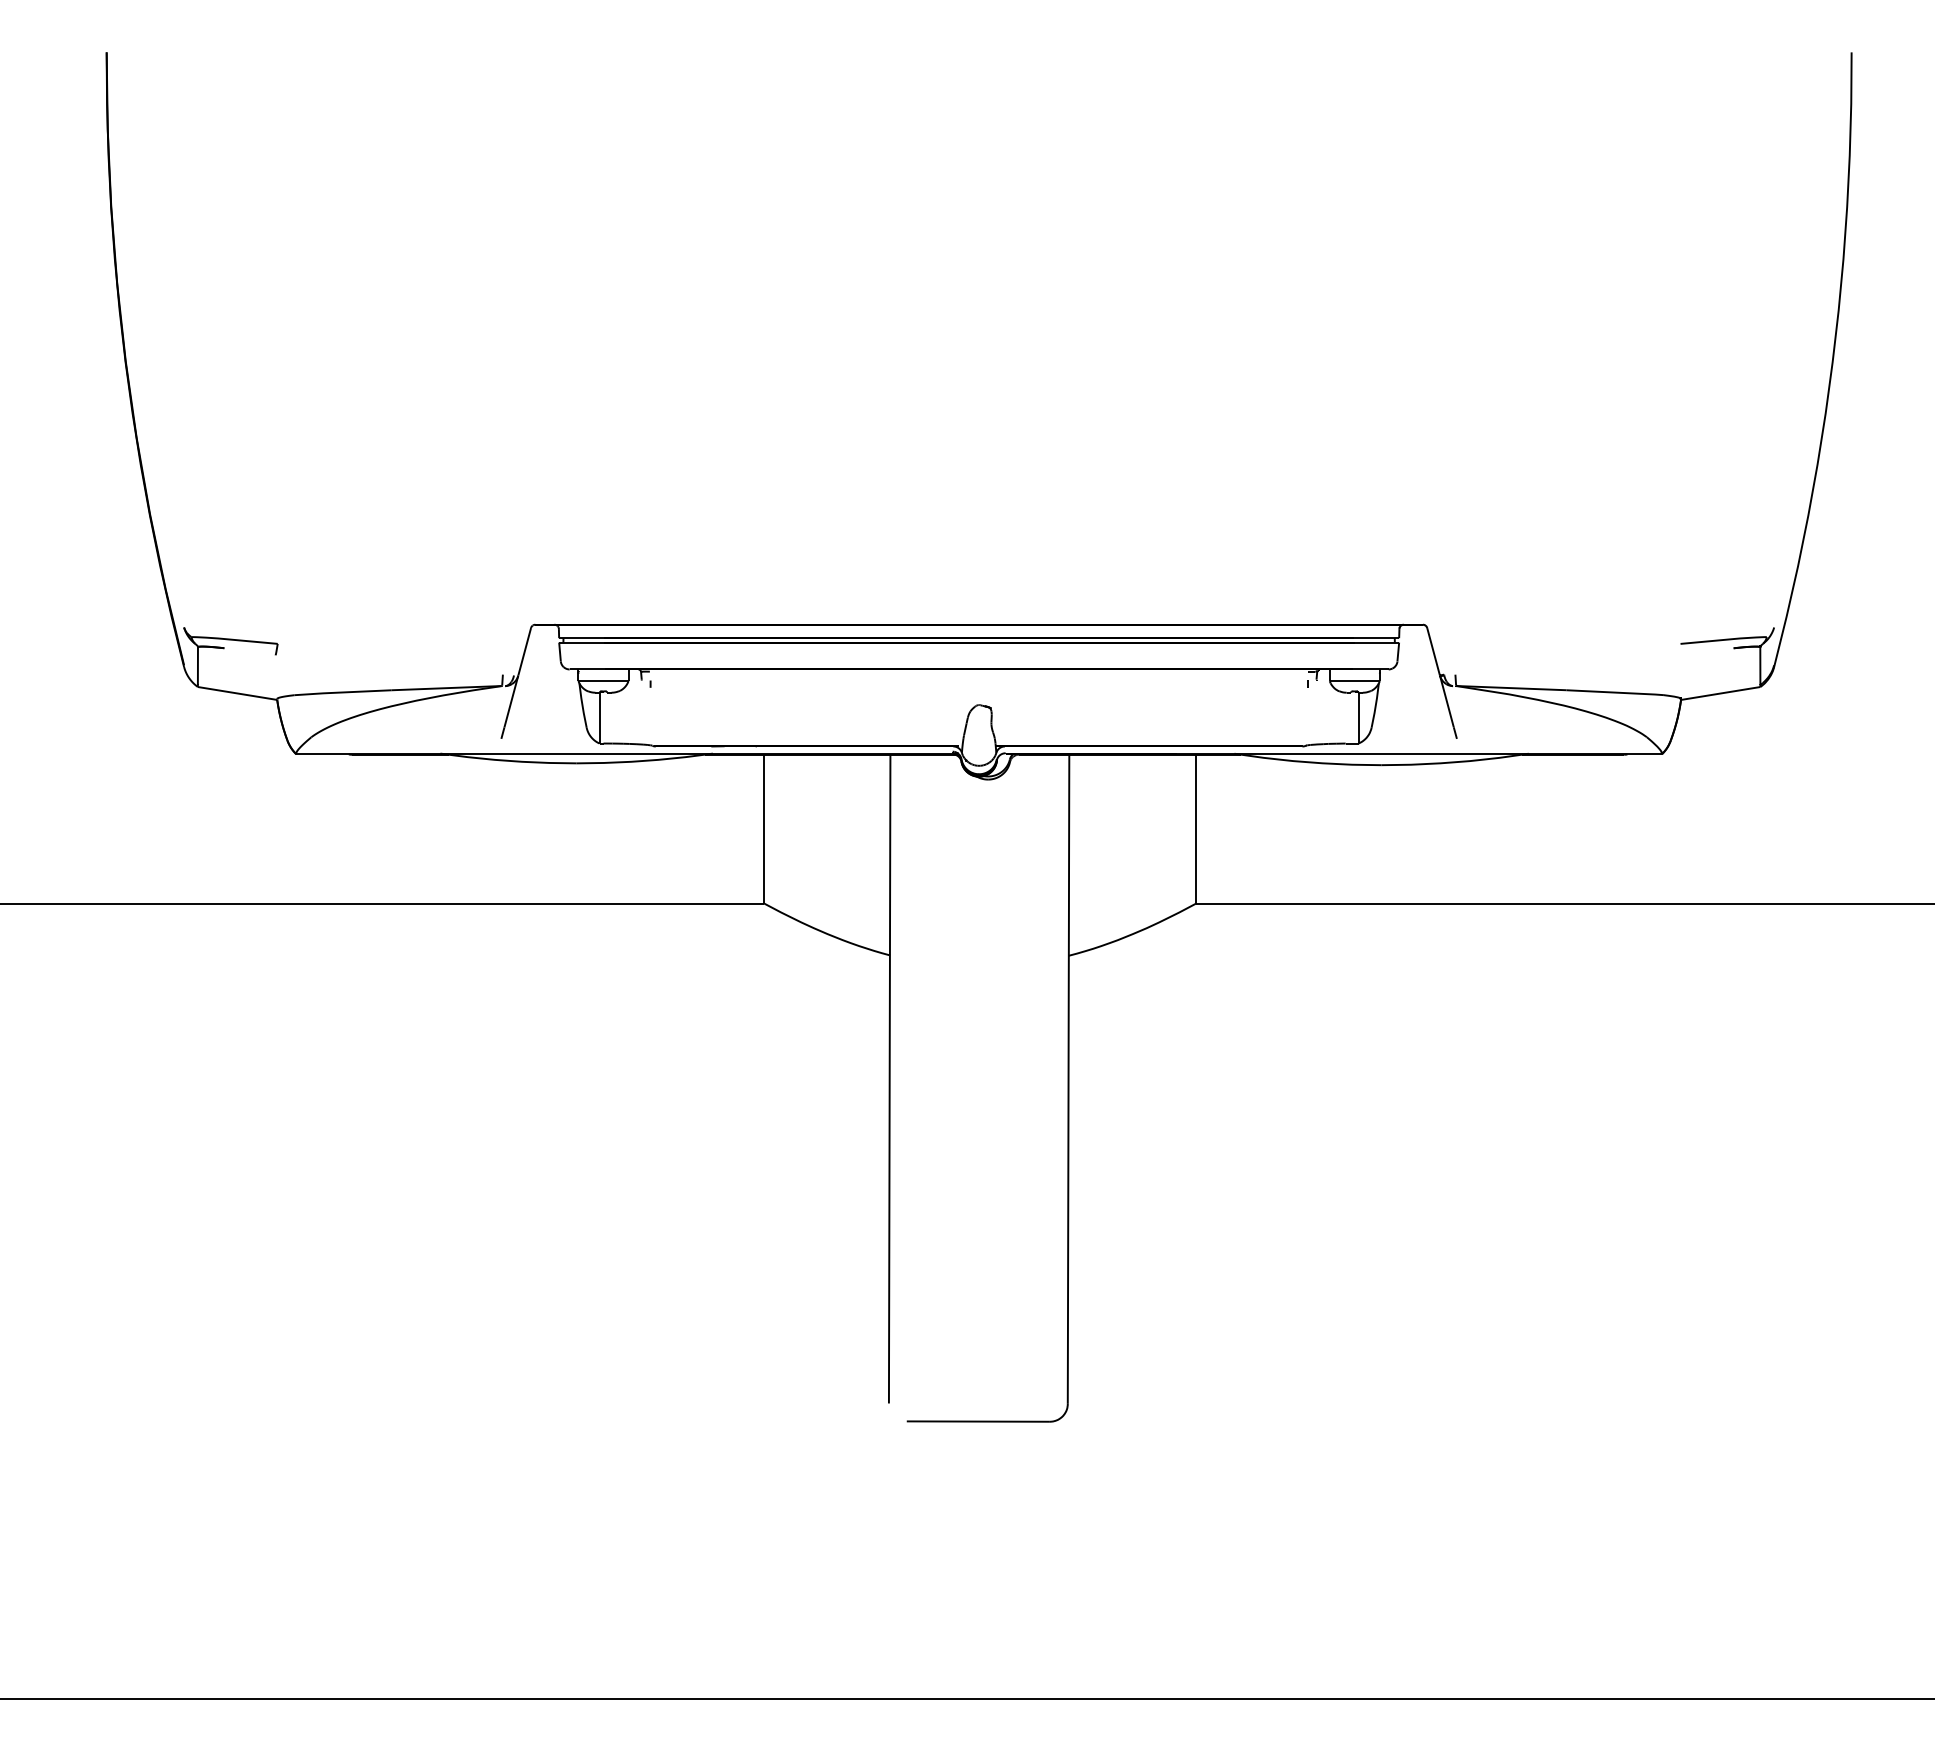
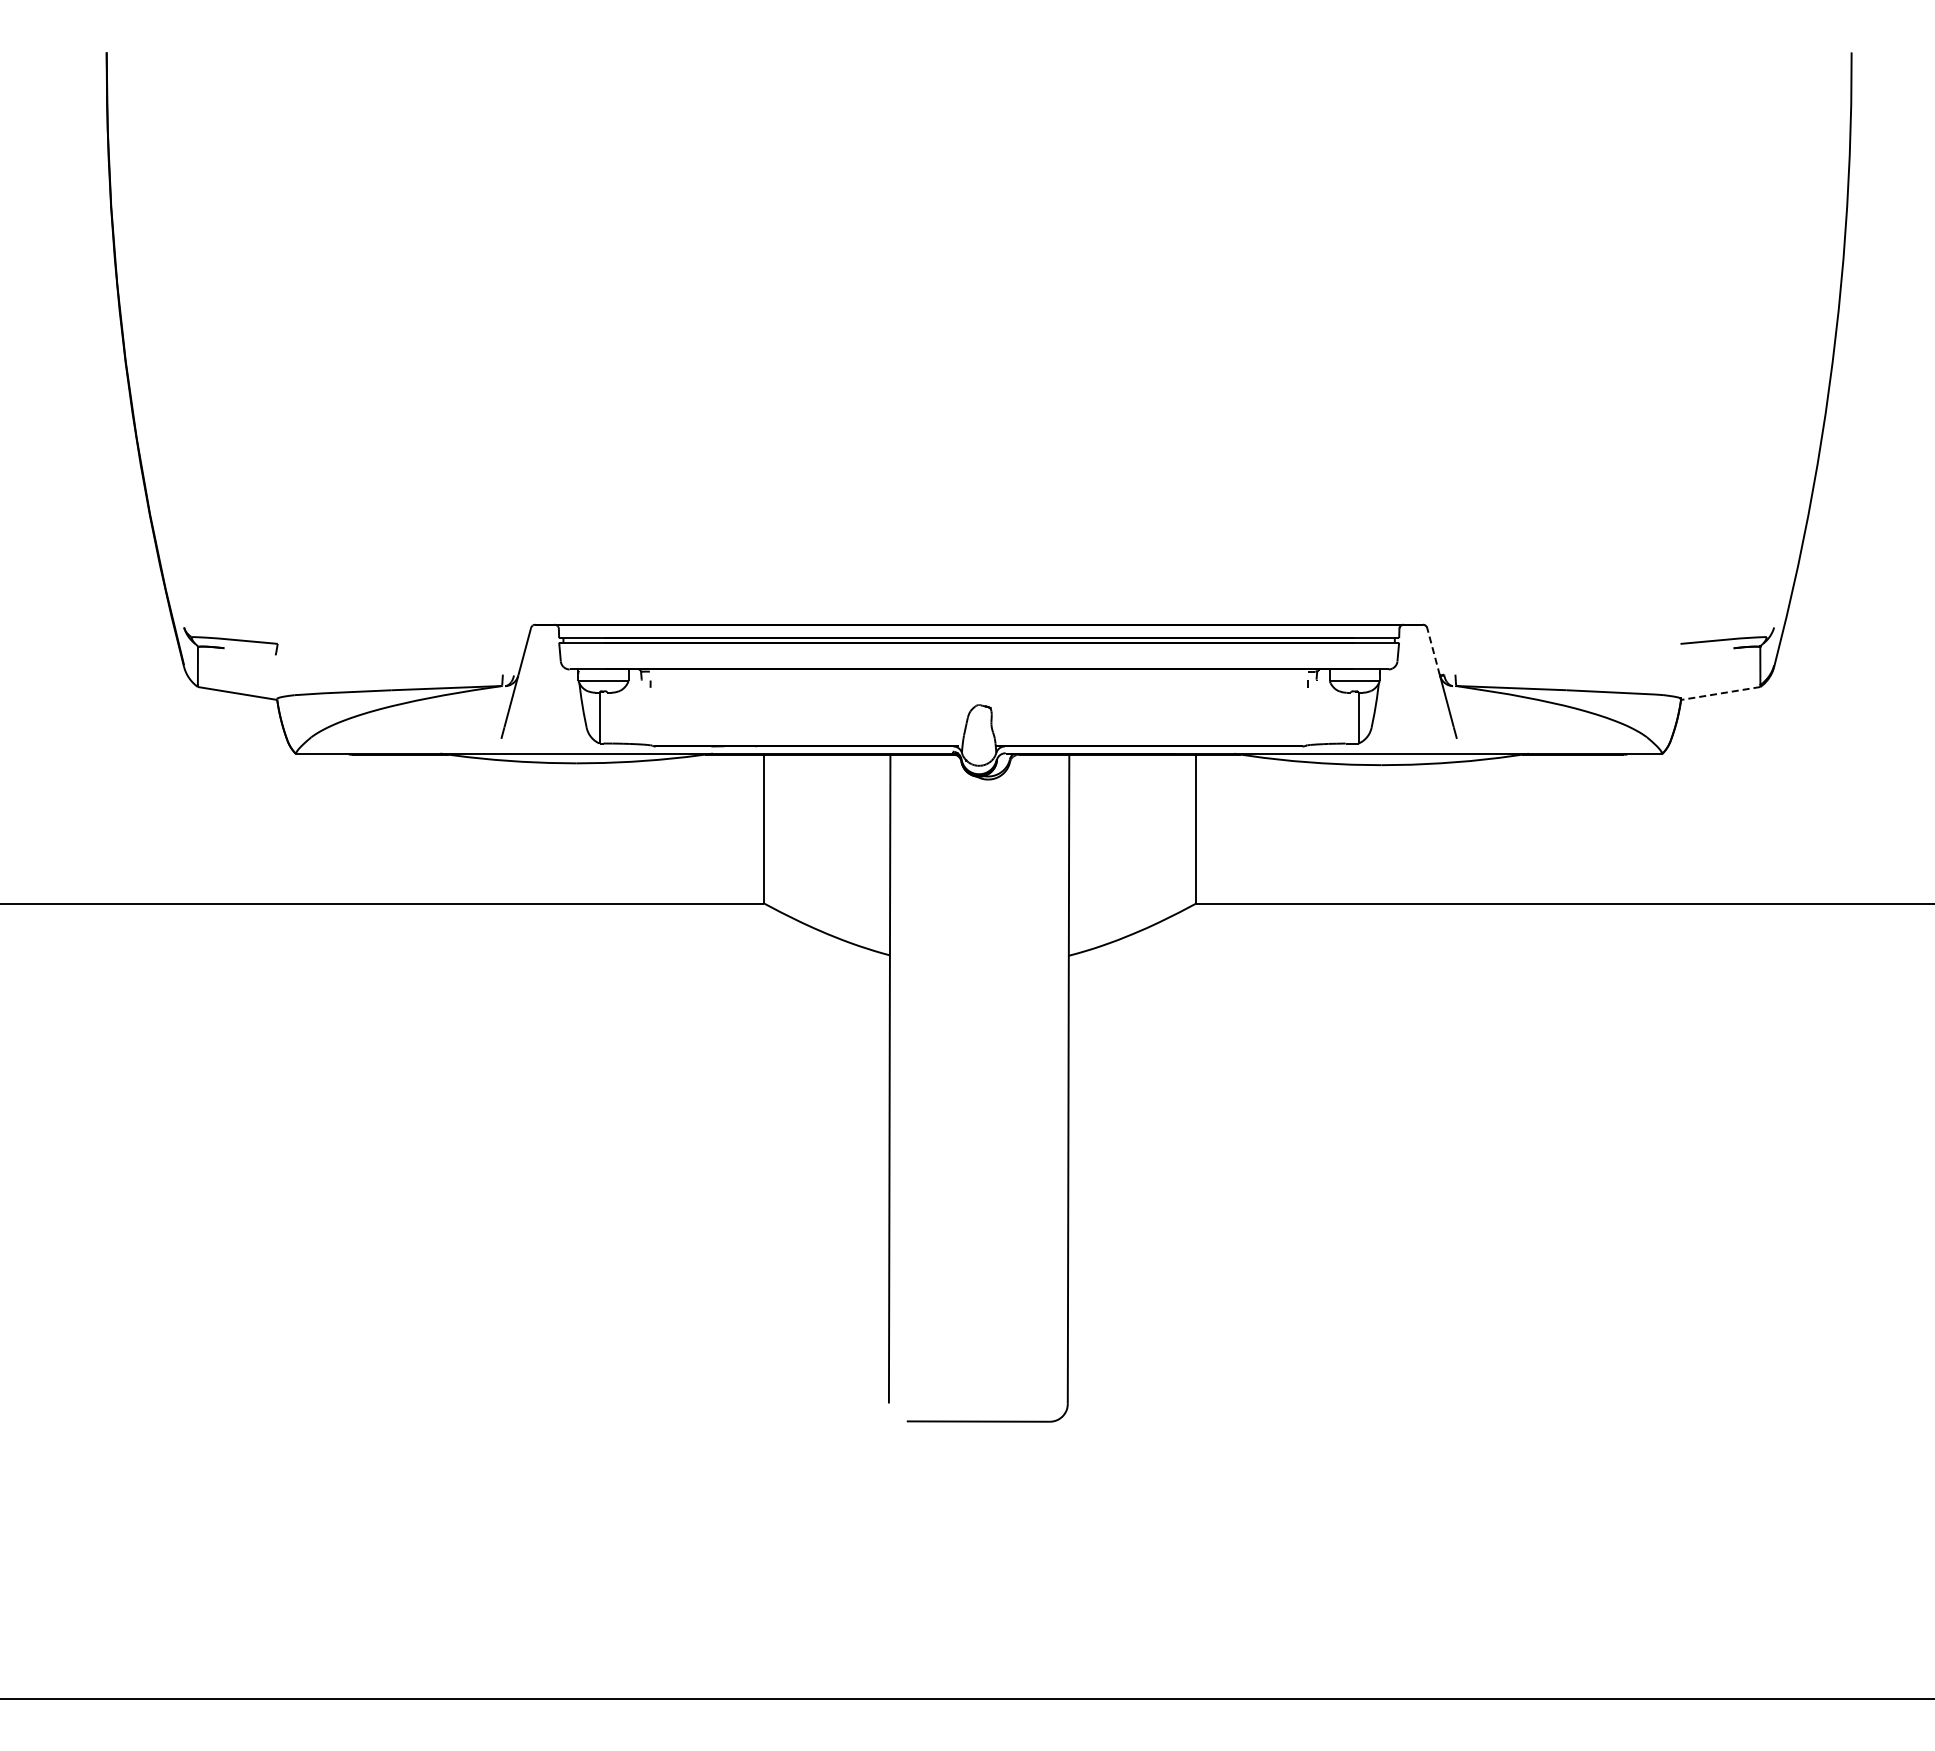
line: solid -> dashed (1433, 651)
line: solid -> dashed (1720, 693)
